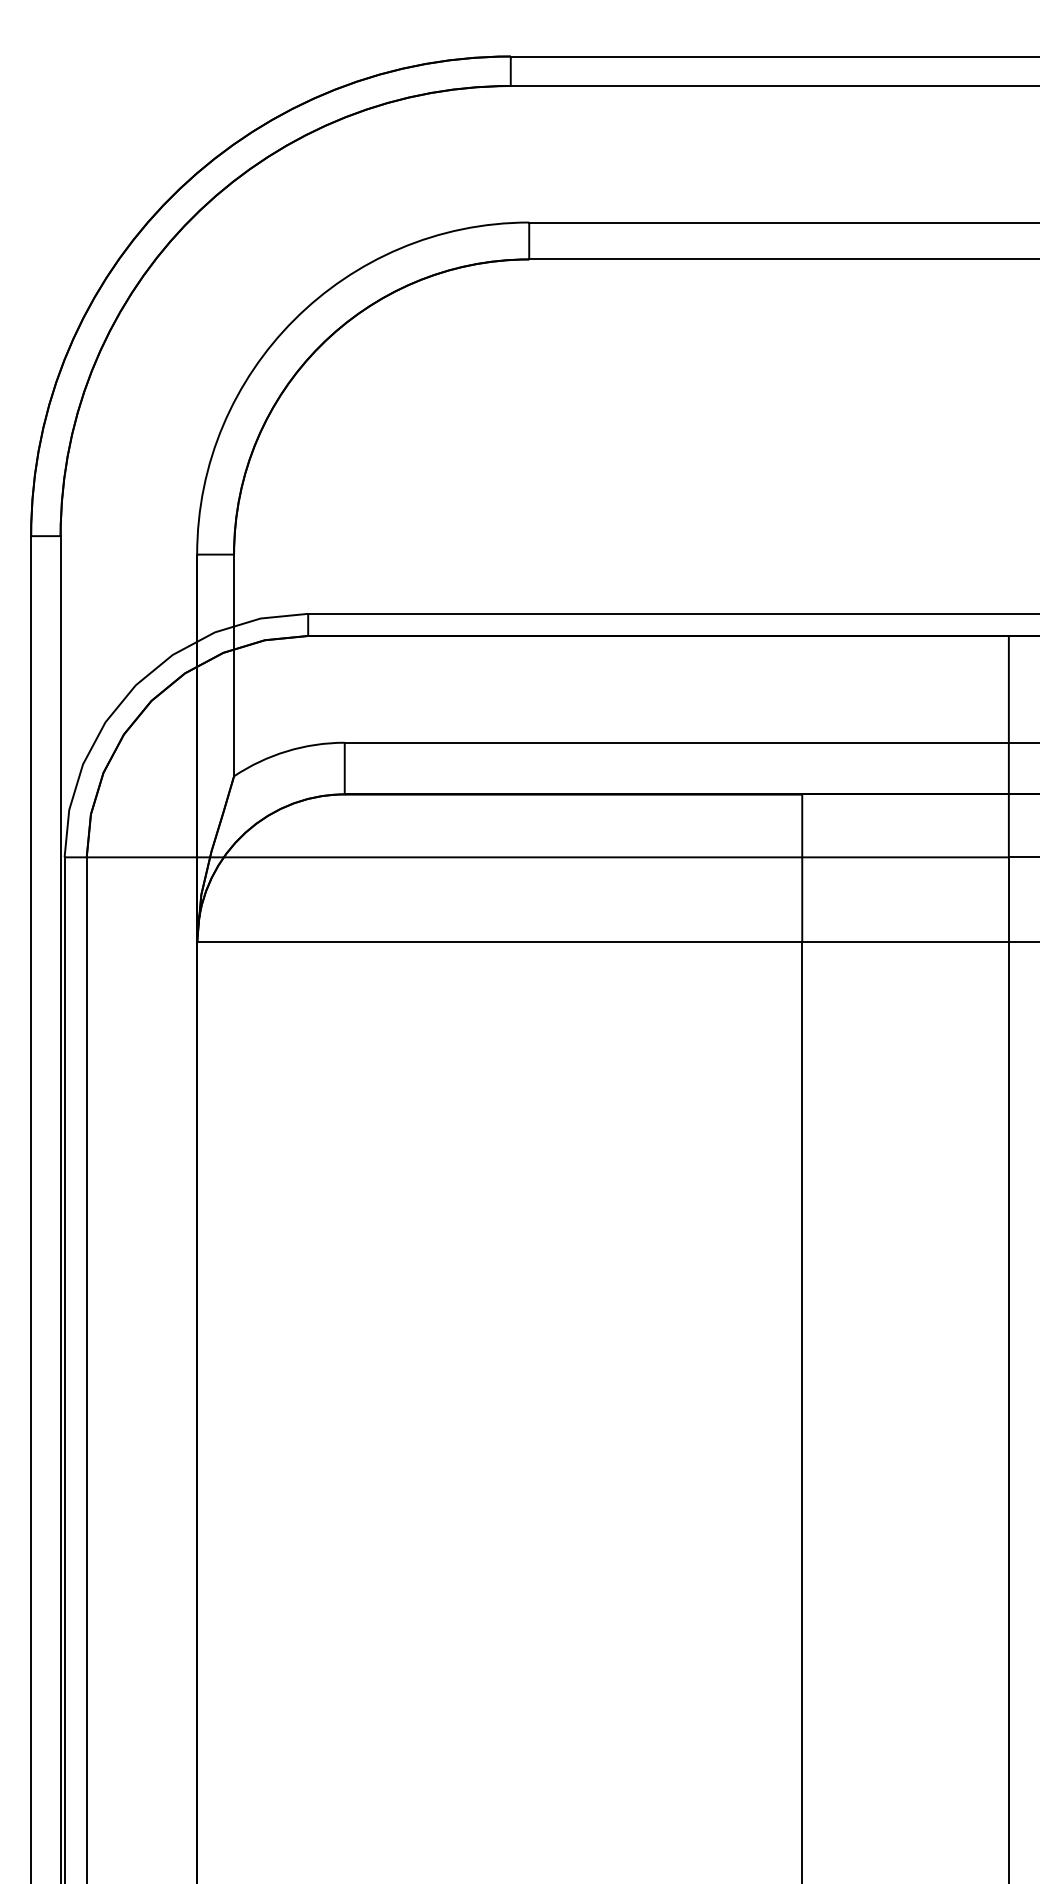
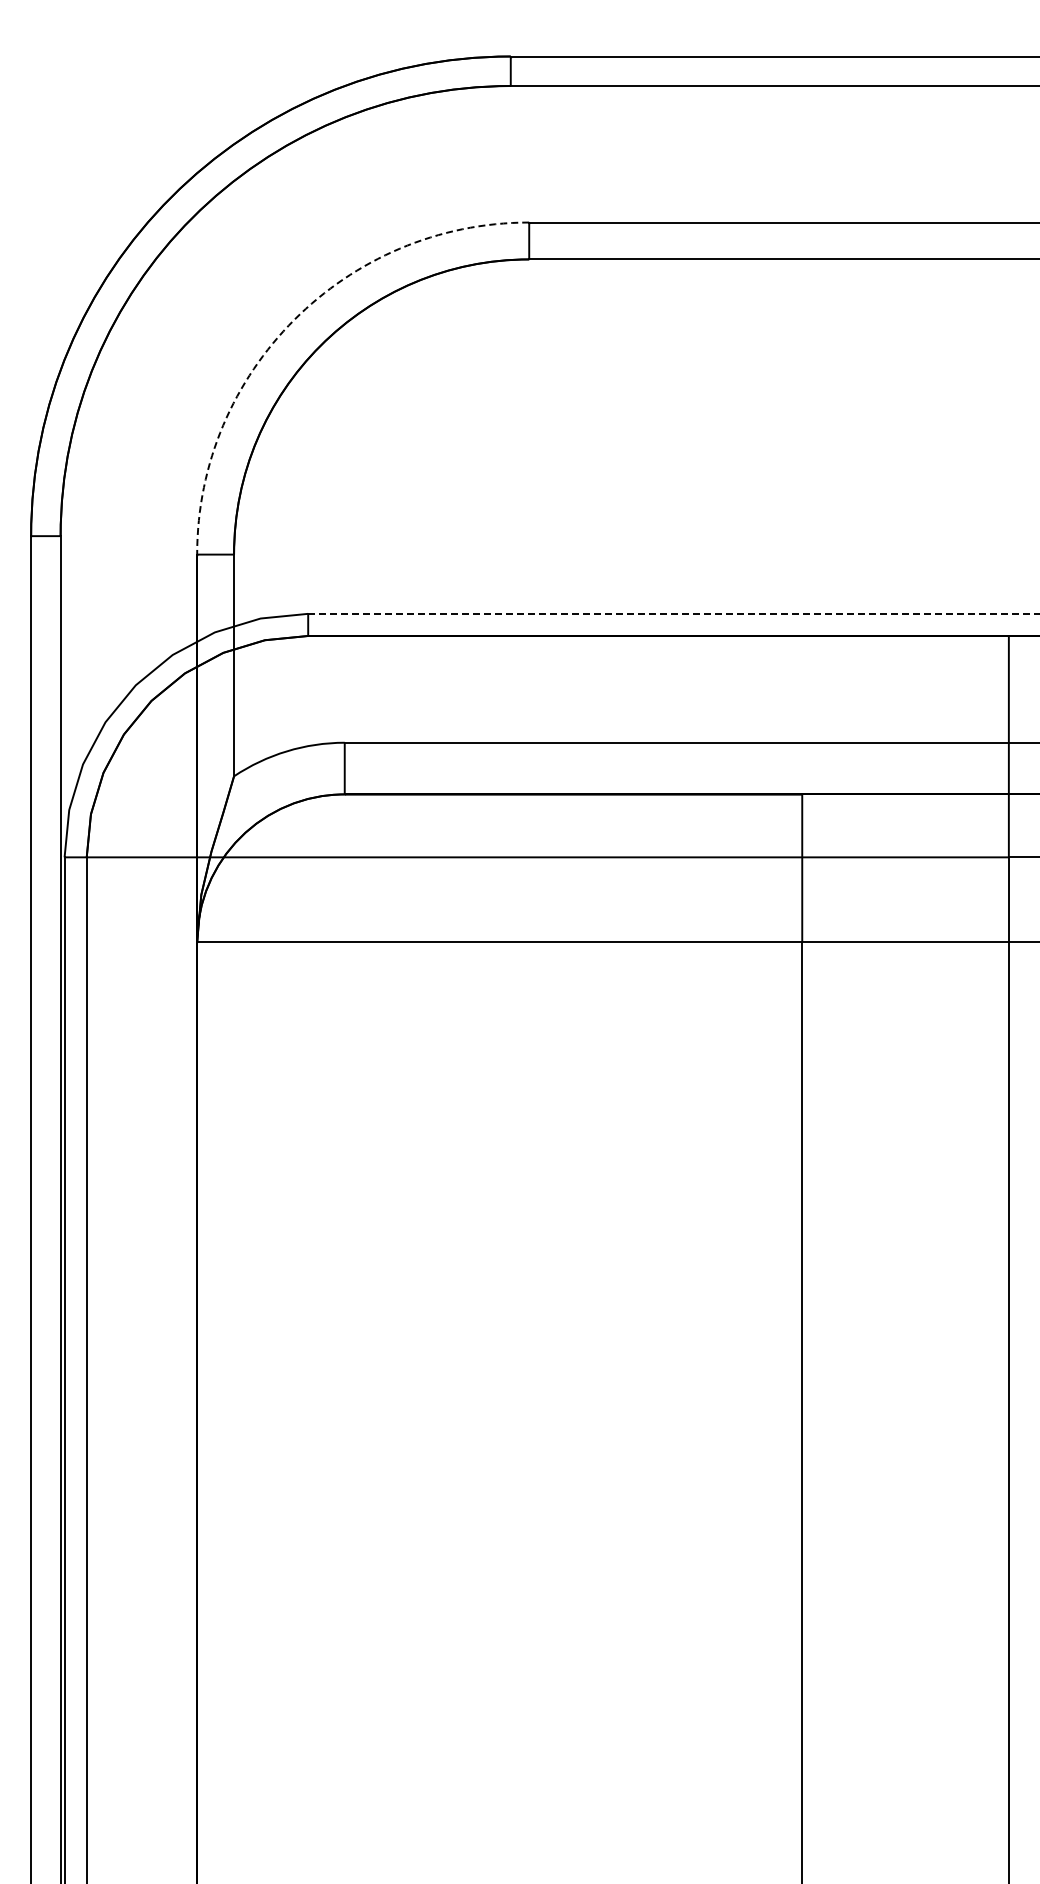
arc: solid -> dashed (294, 319)
line: solid -> dashed (674, 613)
